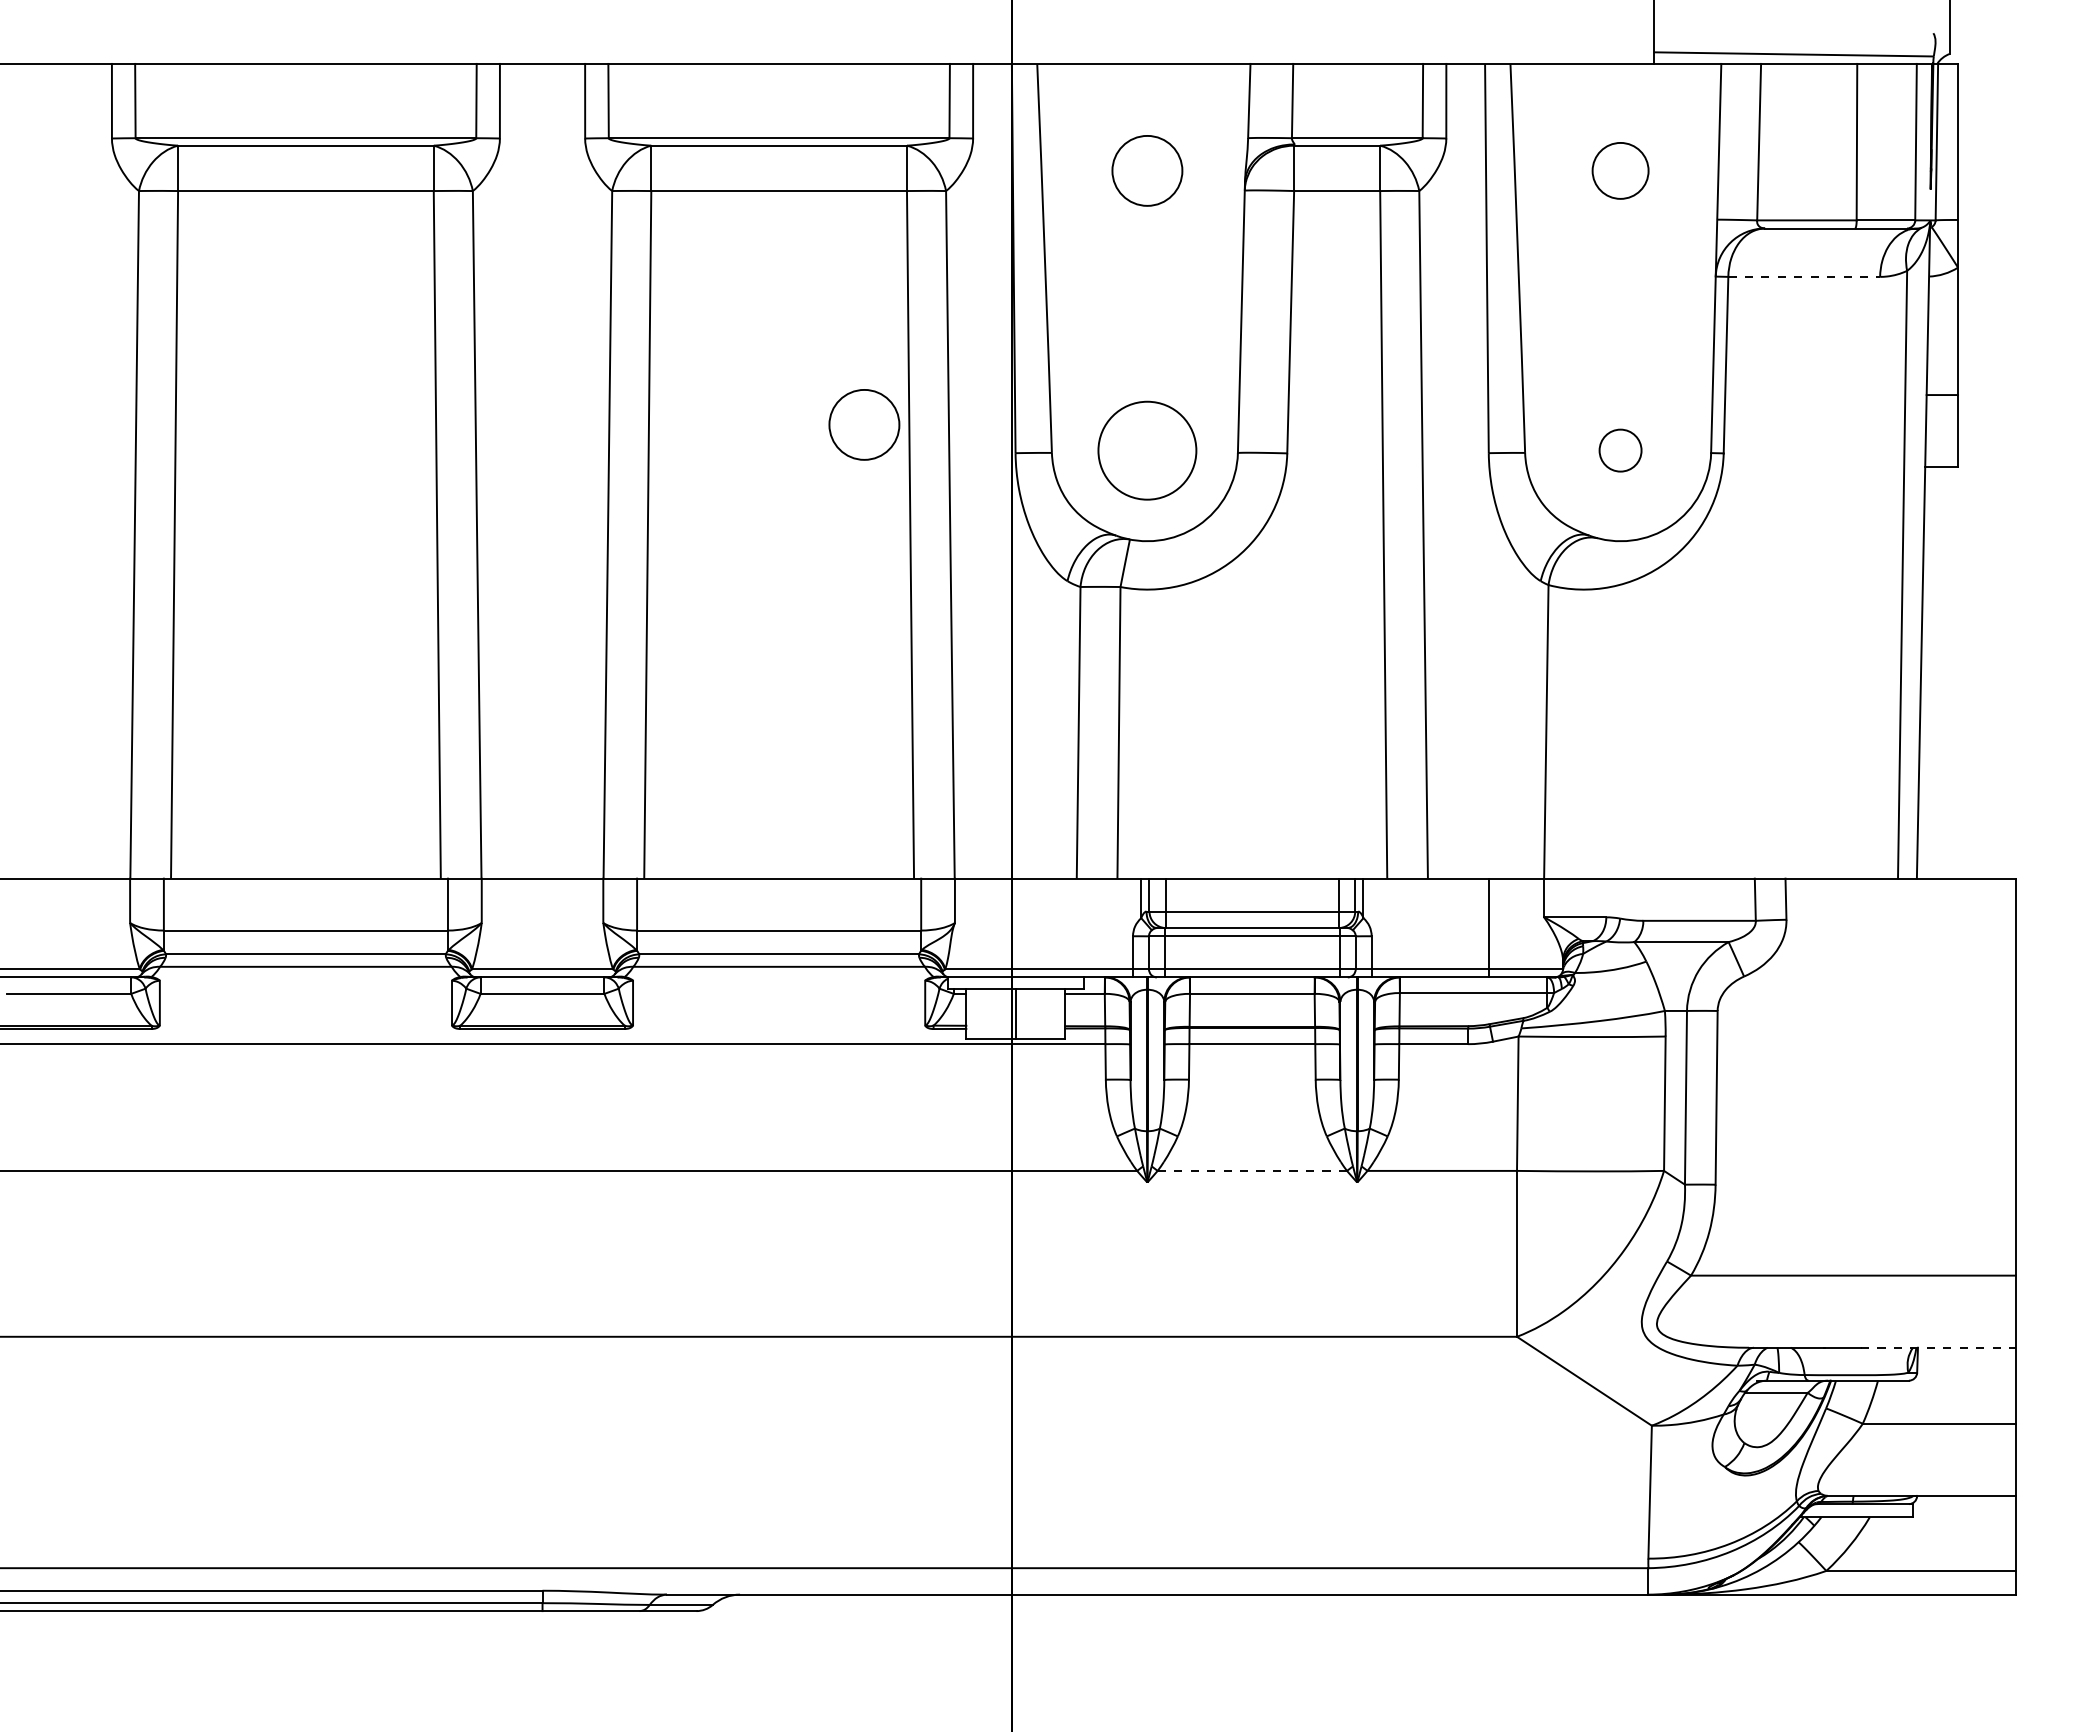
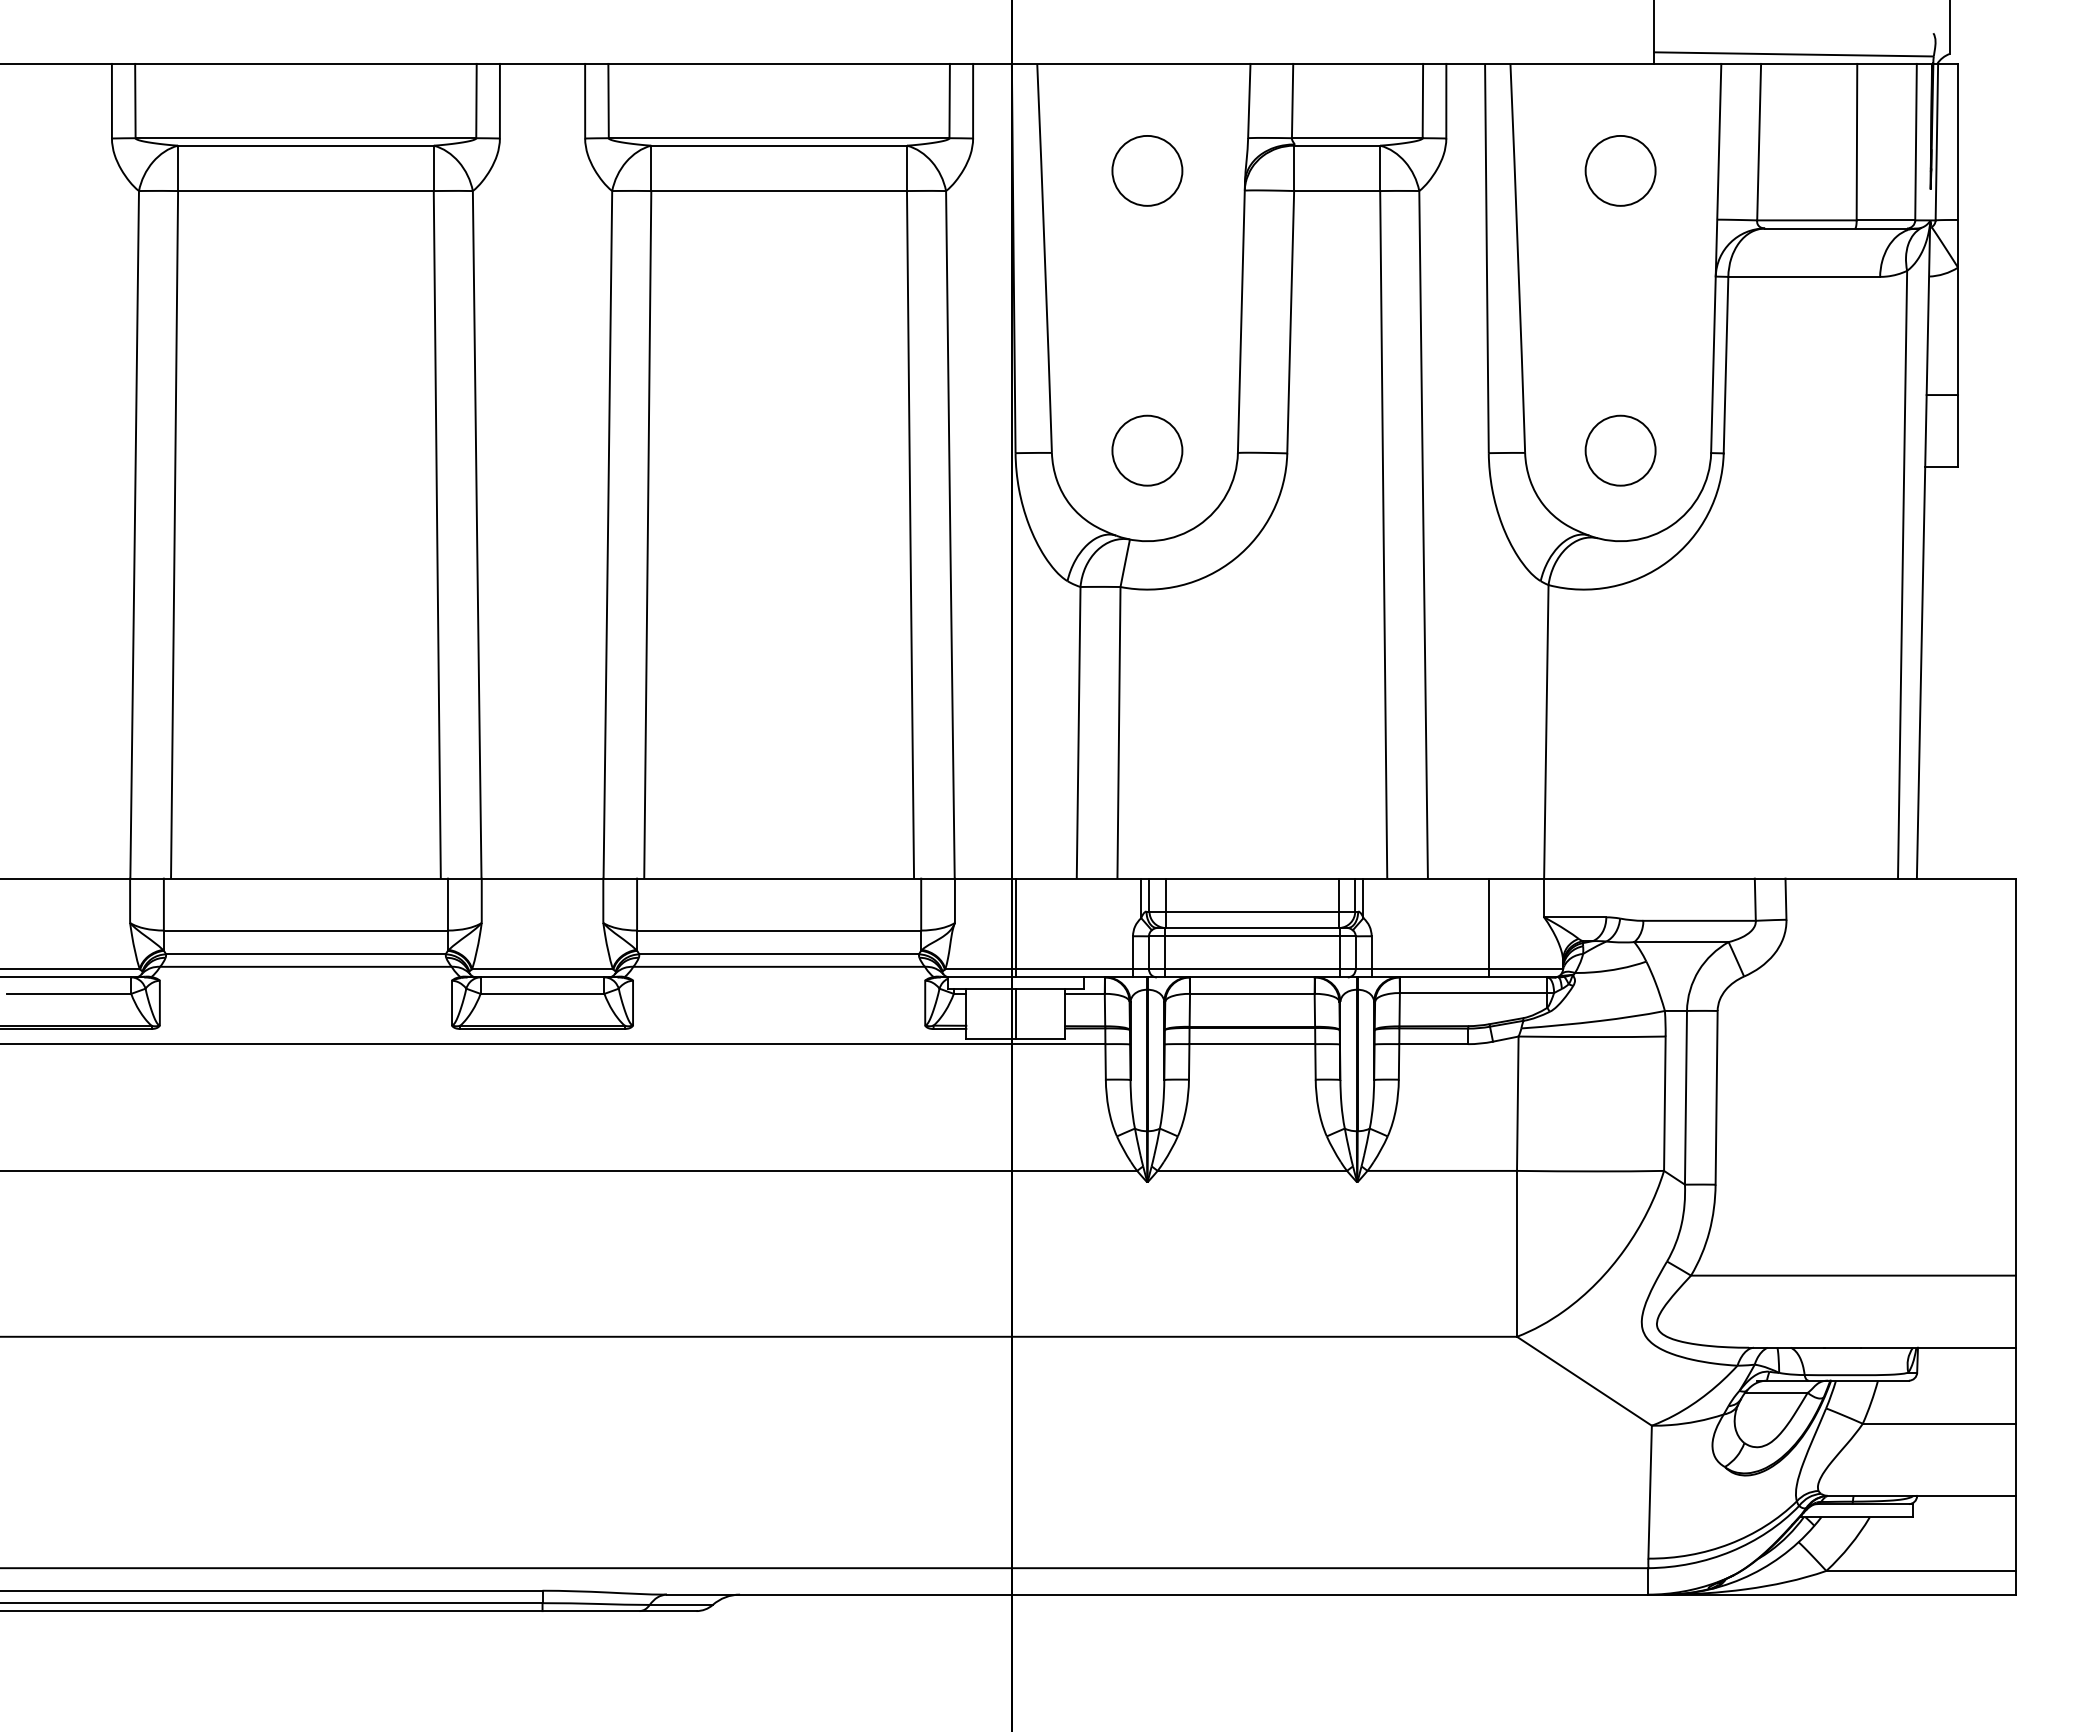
circle size: 59x58 px -> 73x72 px (1620, 170)
line: dashed -> solid (1804, 276)
circle: present -> none (864, 424)
circle diameter: 98 px -> 70 px (1147, 450)
circle size: 45x45 px -> 73x73 px (1620, 450)
line: none -> present (1015, 927)
line: dashed -> solid (1252, 1170)
line: dashed -> solid (1938, 1347)
